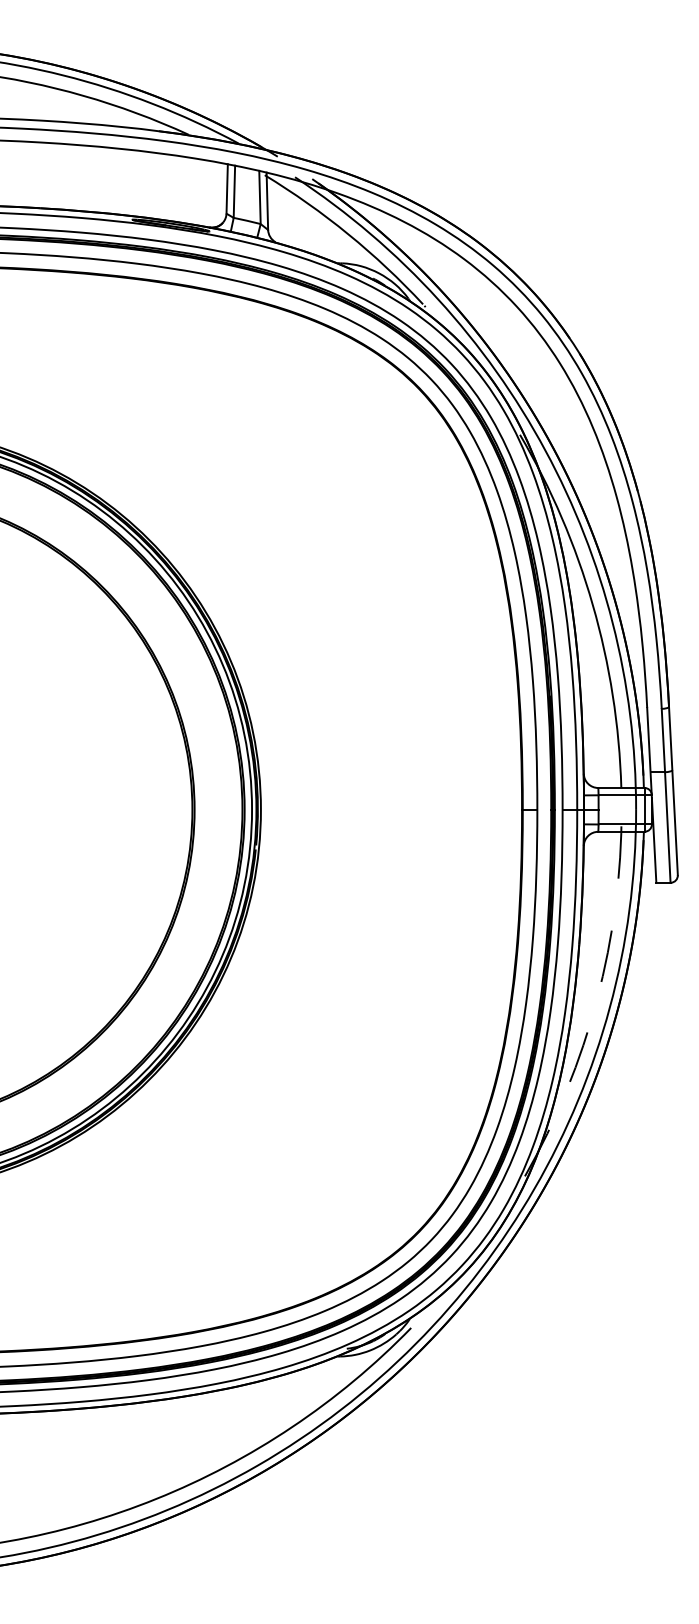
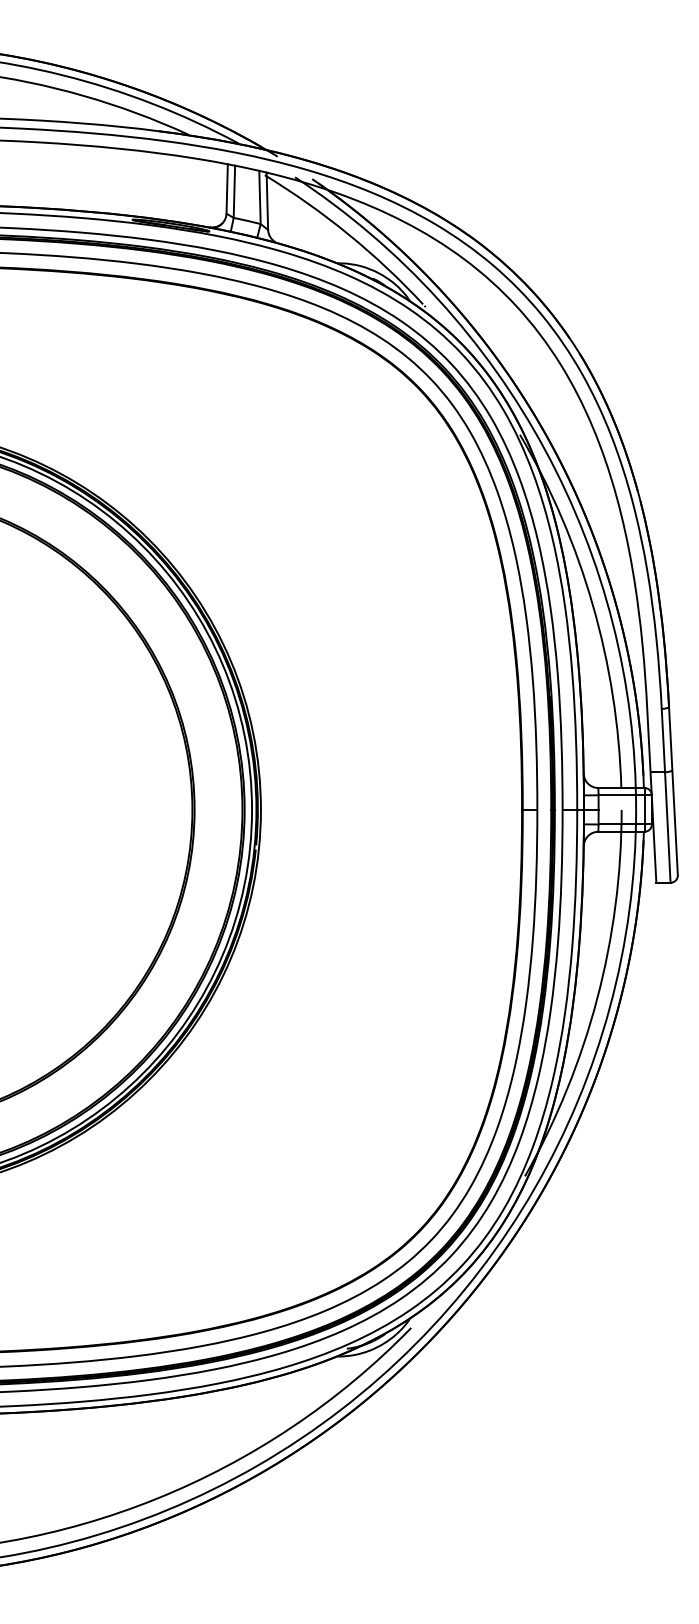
arc: dashed -> solid (597, 999)
